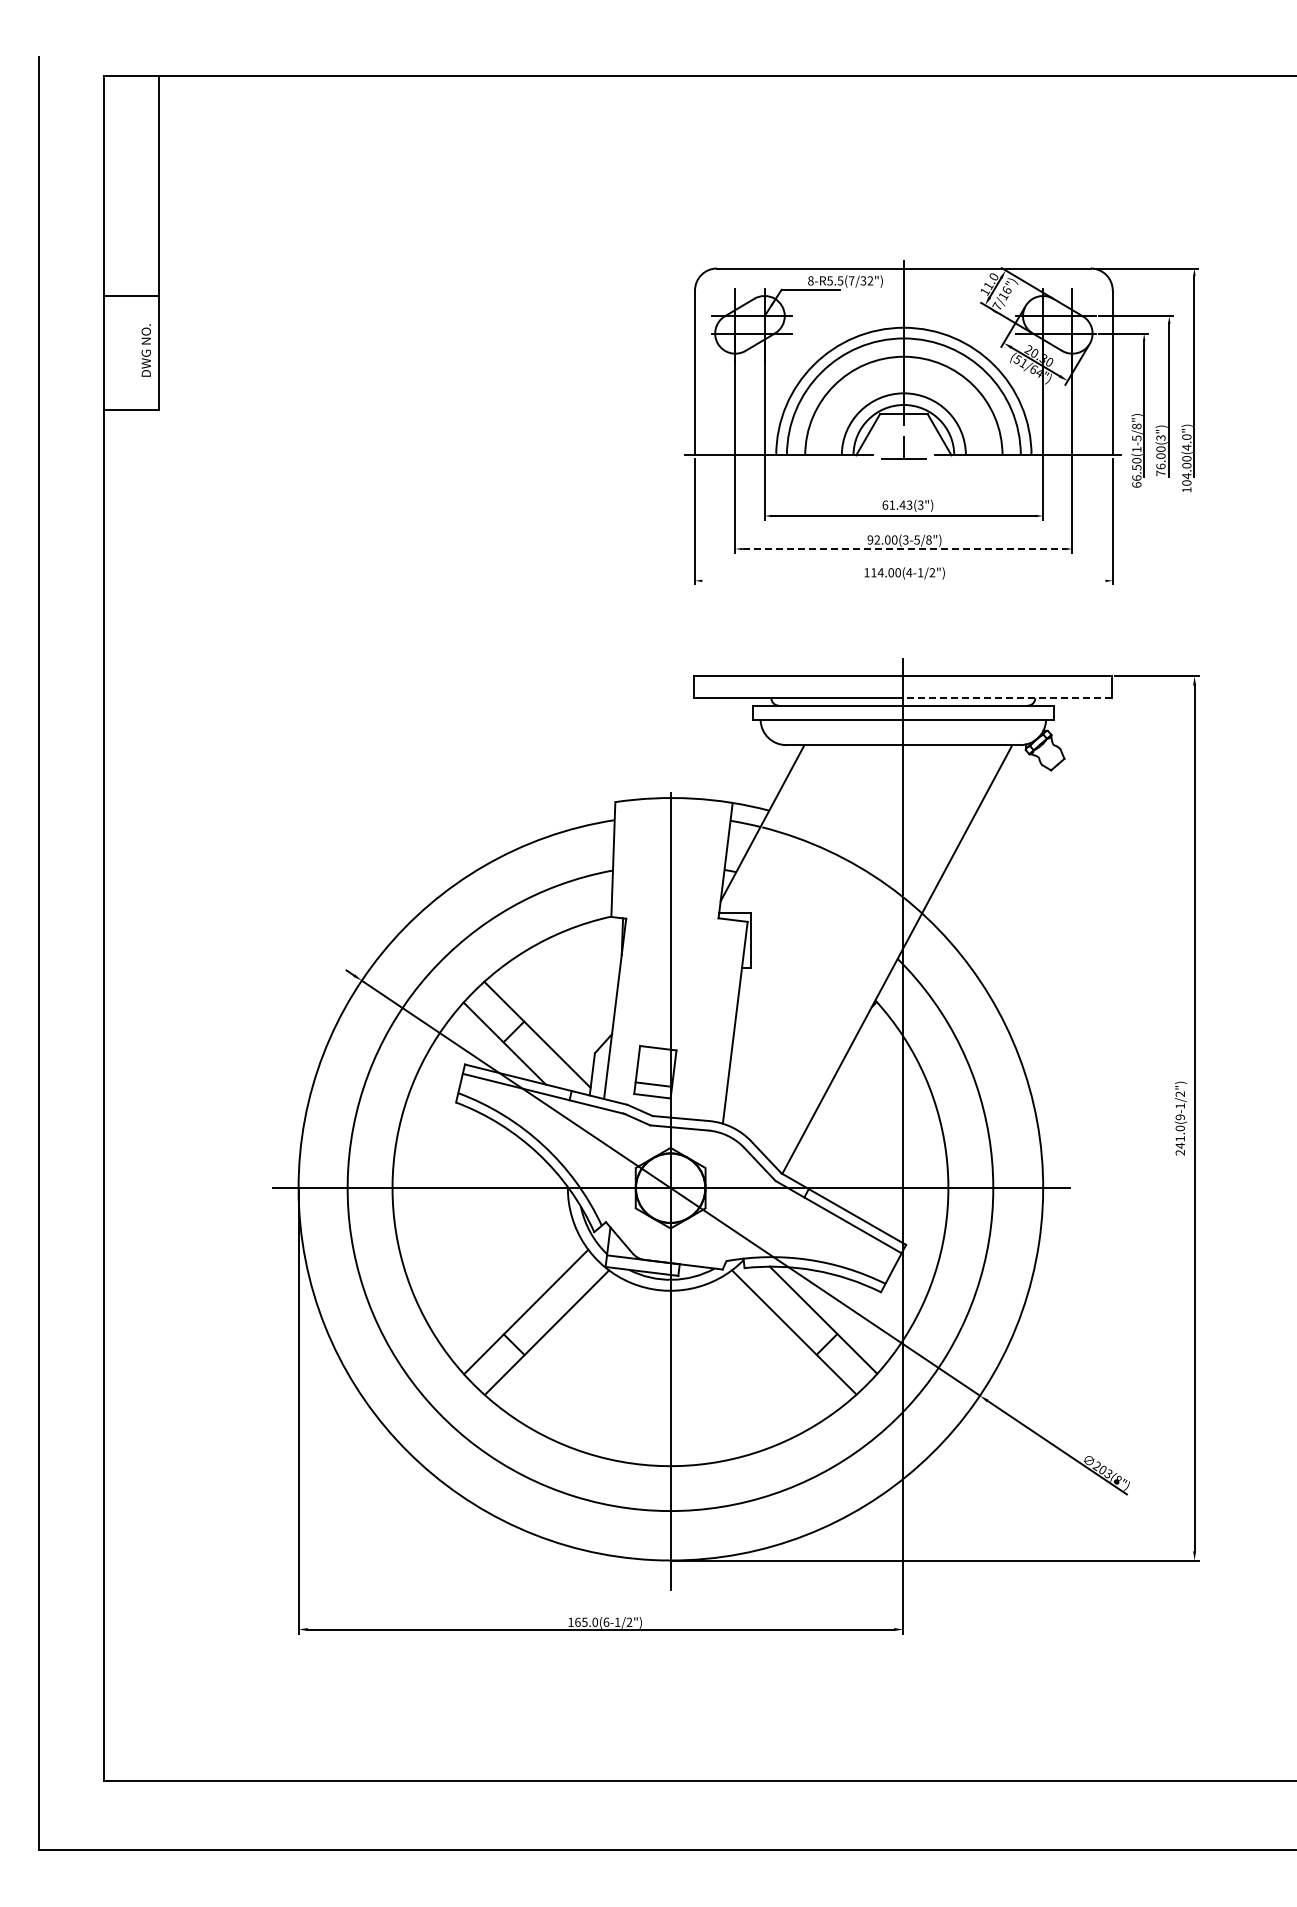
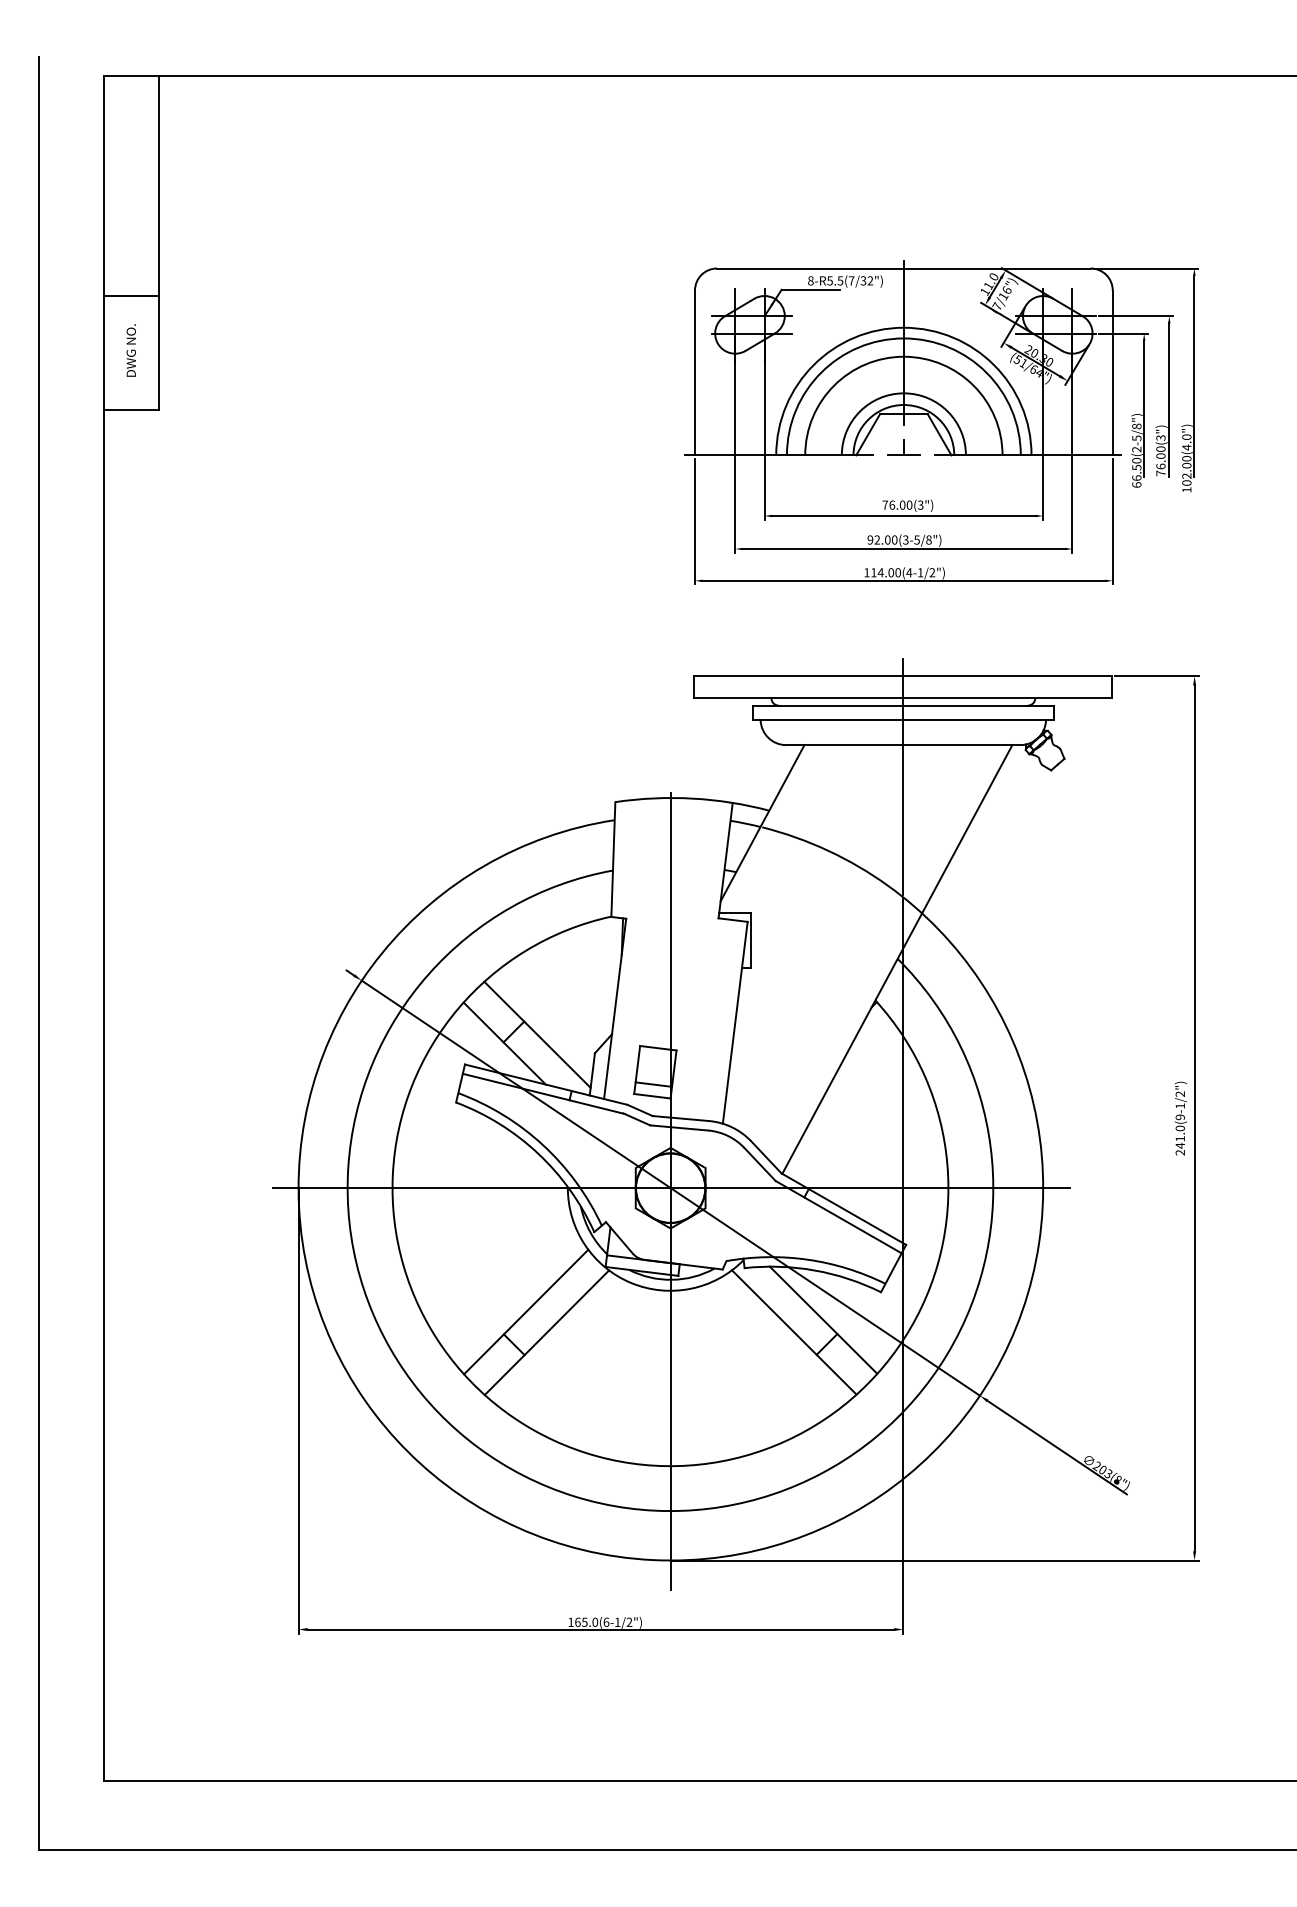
text position: (145, 350) -> (130, 350) (130, 350)
part size: 46x24 px -> 34x17 px (903, 447)
text: 66.50(1-5/8") -> 66.50(2-5/8") (1136, 449)
text: 104.00(4.0") -> 102.00(4.0") (1186, 476)
text: 61.43(3") -> 76.00(3") (897, 504)
line: dashed -> solid (904, 549)
line: none -> present (903, 580)
line: dashed -> solid (1007, 698)
